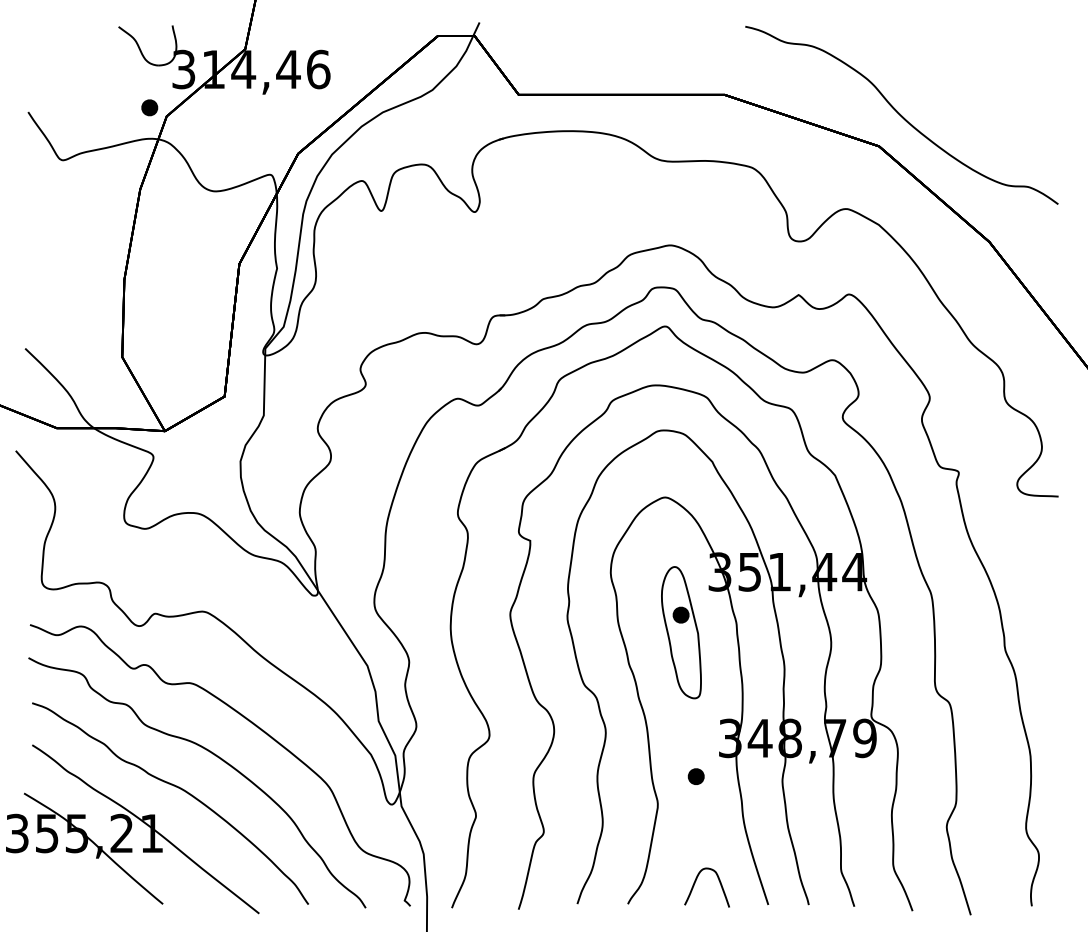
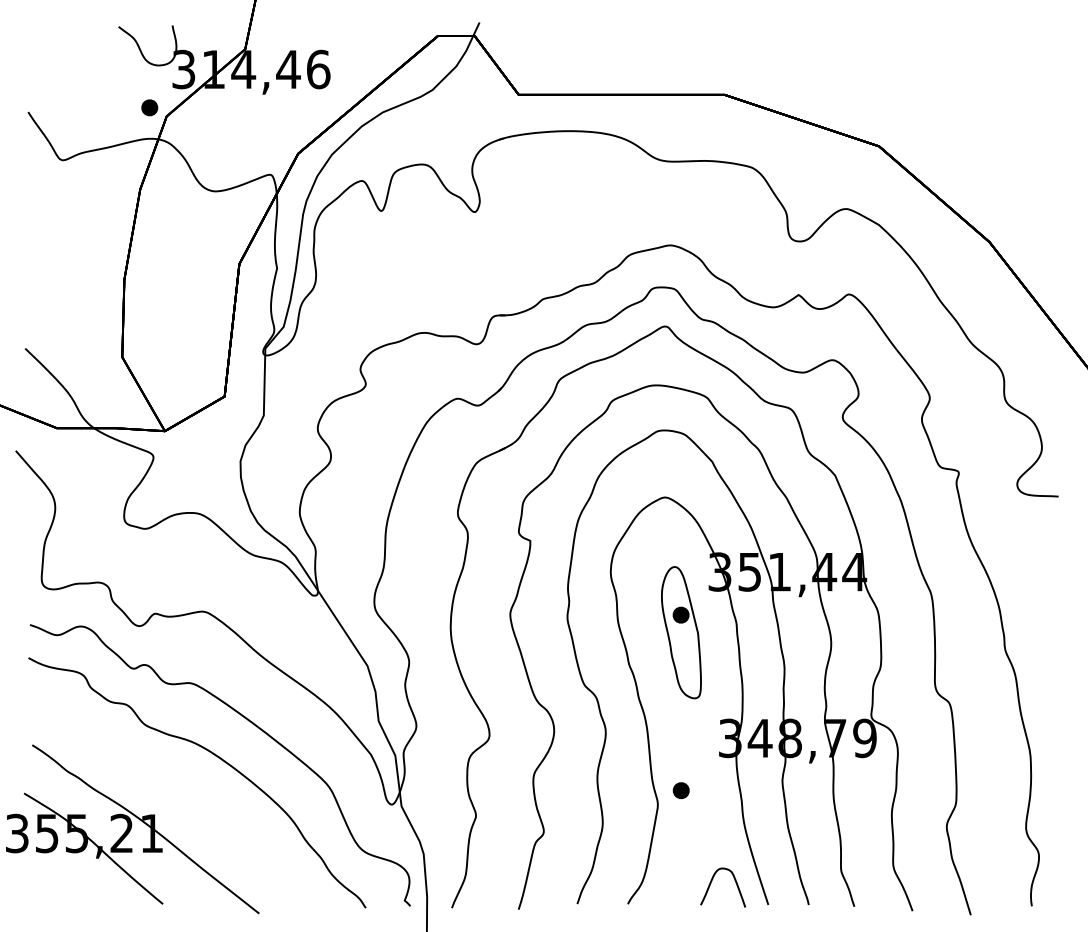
curve: present -> none (901, 115)
part position: (695, 776) -> (680, 790) (680, 790)
curve: present -> none (175, 787)
curve position: (696, 881) -> (712, 881) (712, 881)
